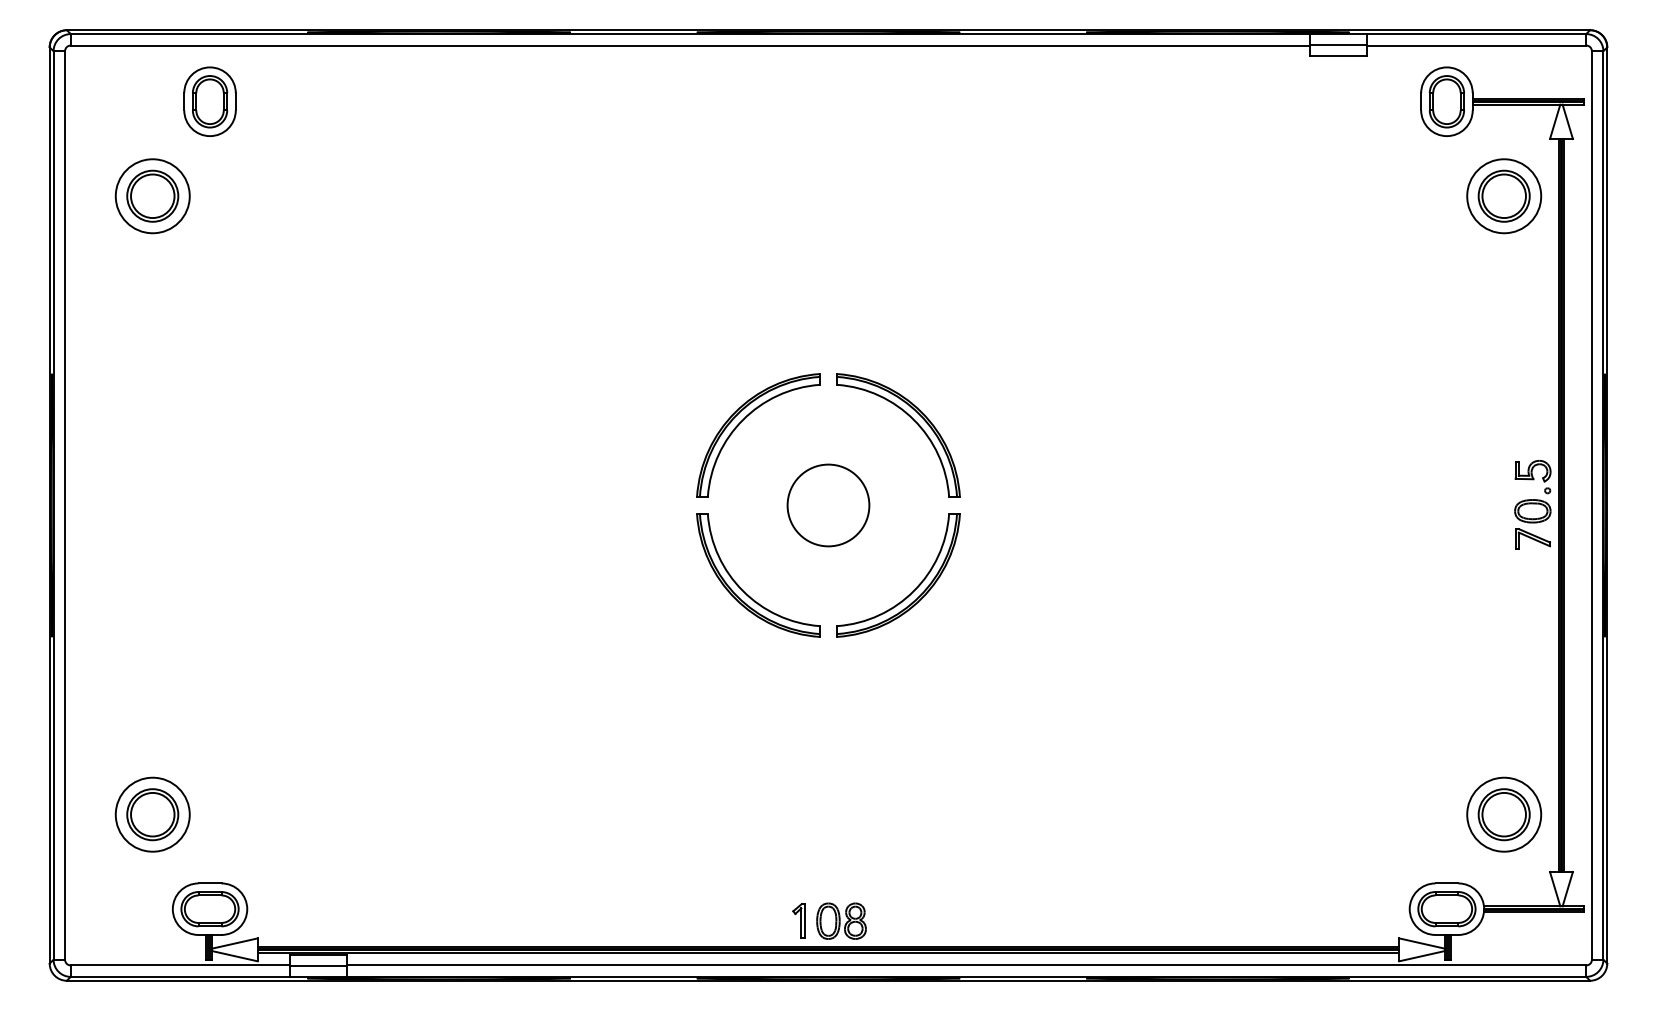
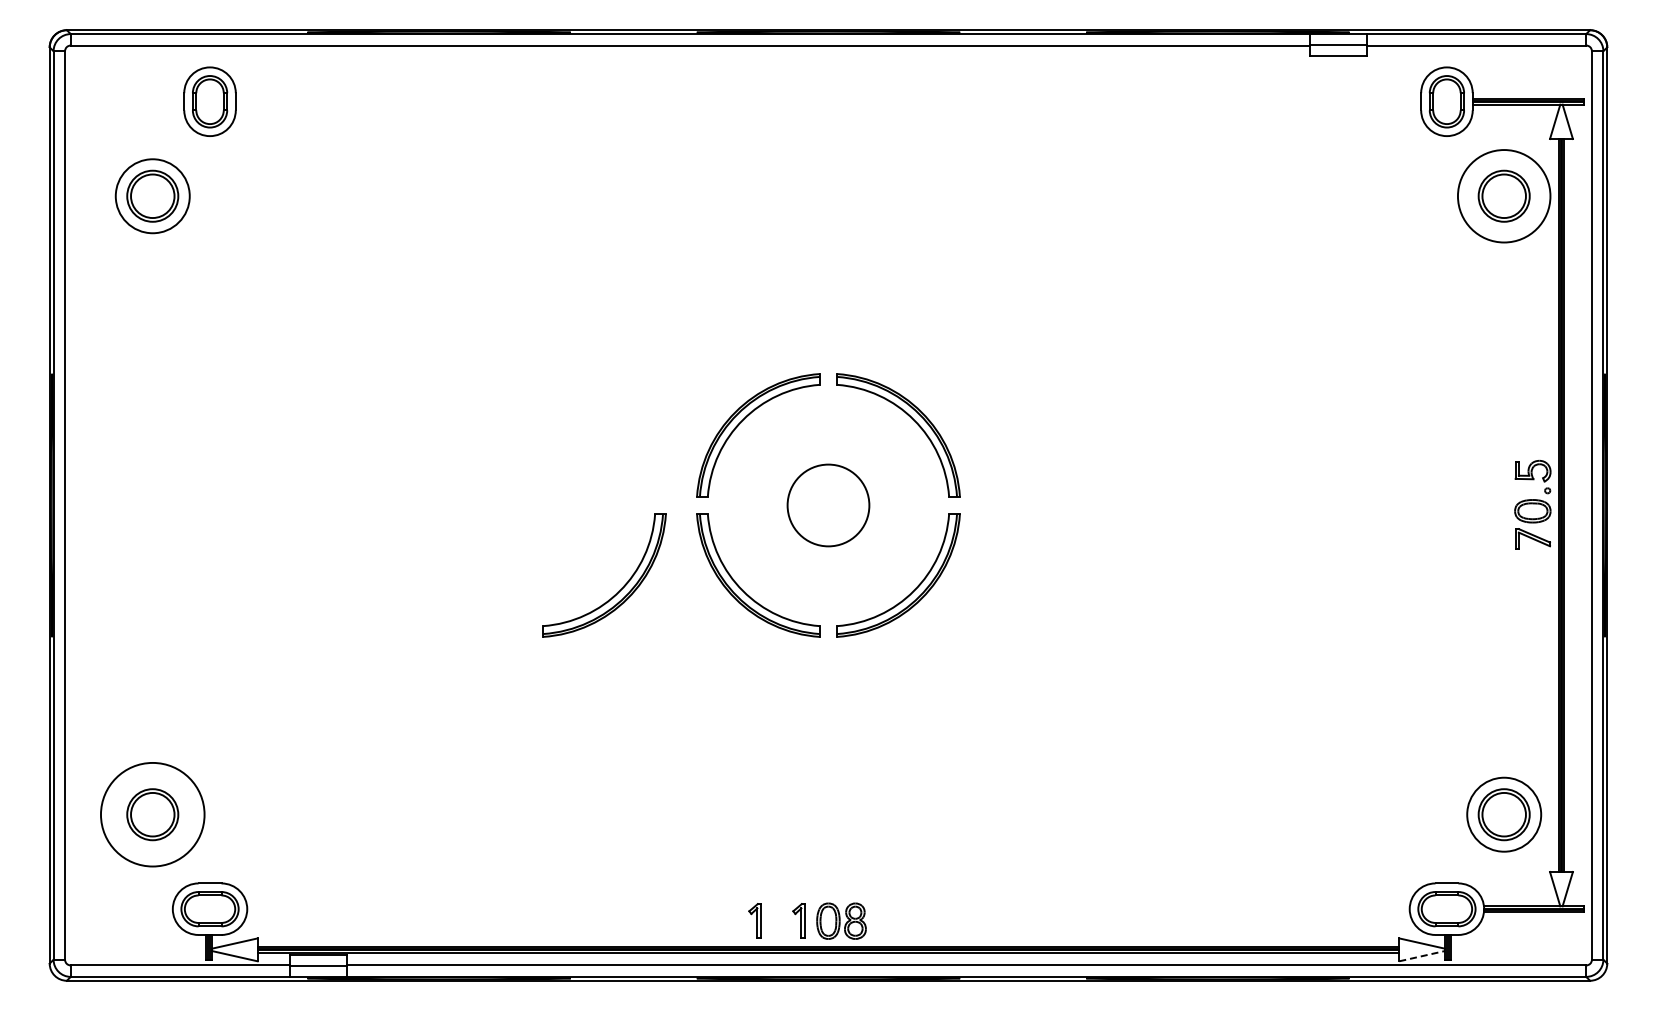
circle diameter: 74 px -> 92 px (1503, 196)
part: none -> present (619, 590)
circle diameter: 74 px -> 104 px (152, 814)
part: none -> present (754, 920)
line: solid -> dashed (1422, 956)
